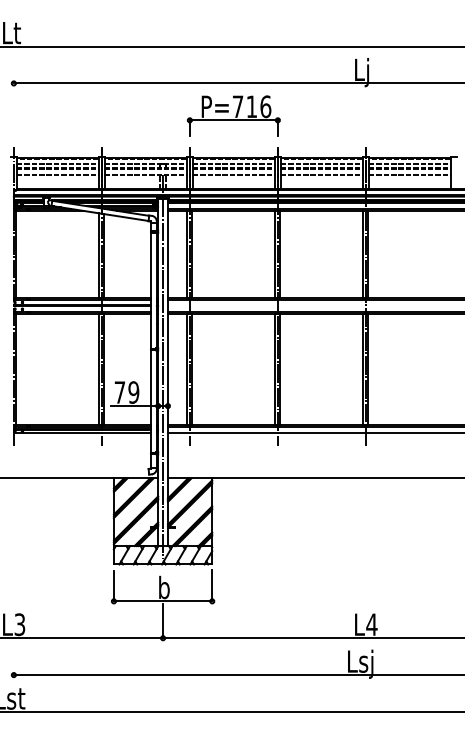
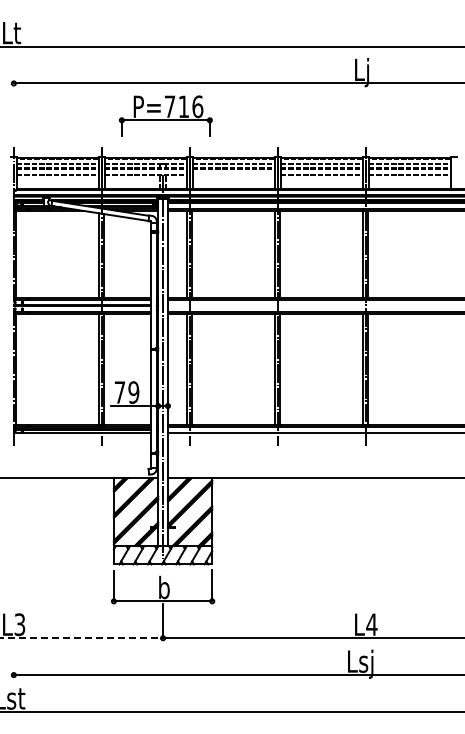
part position: (233, 115) -> (165, 115) (165, 115)
line: present -> none (233, 174)
line: solid -> dashed (82, 638)
